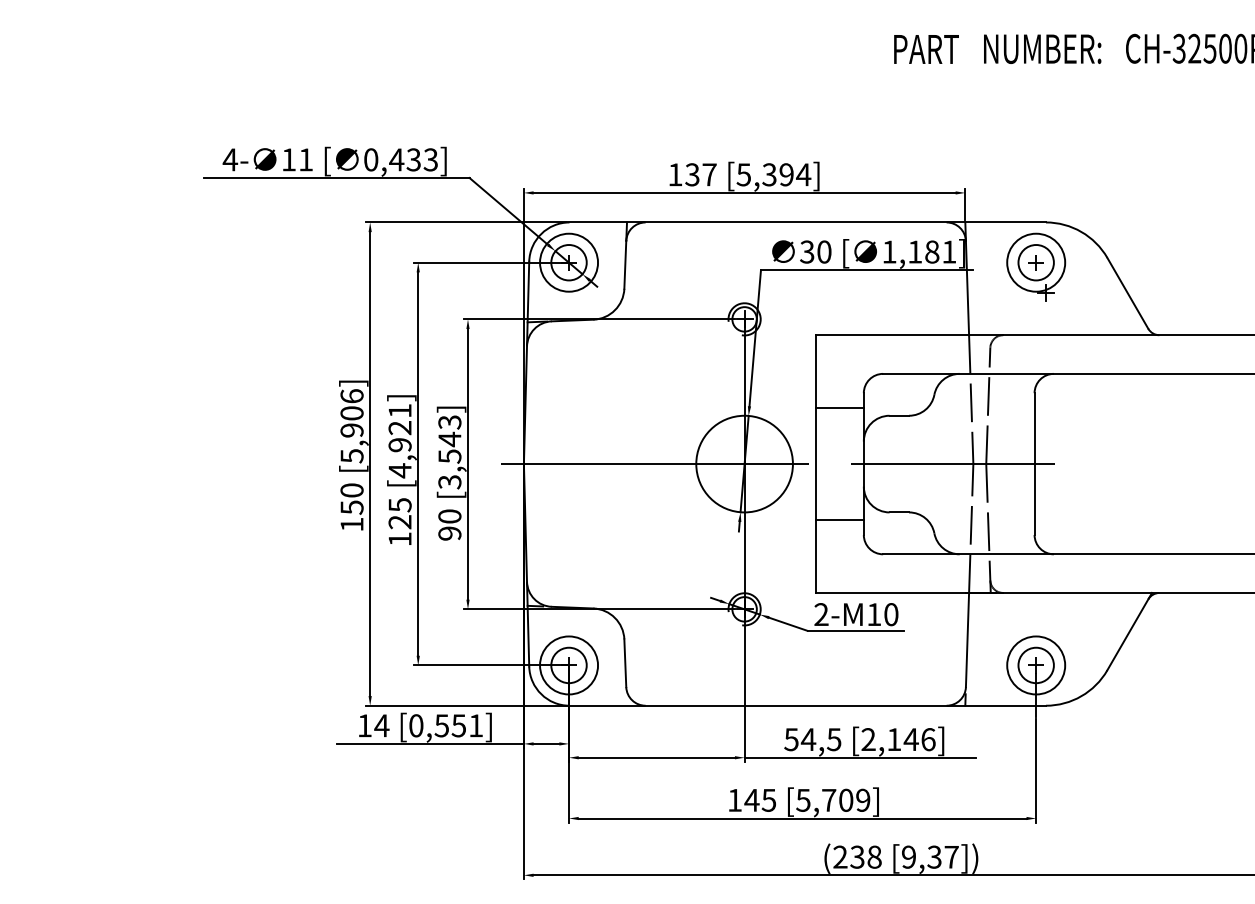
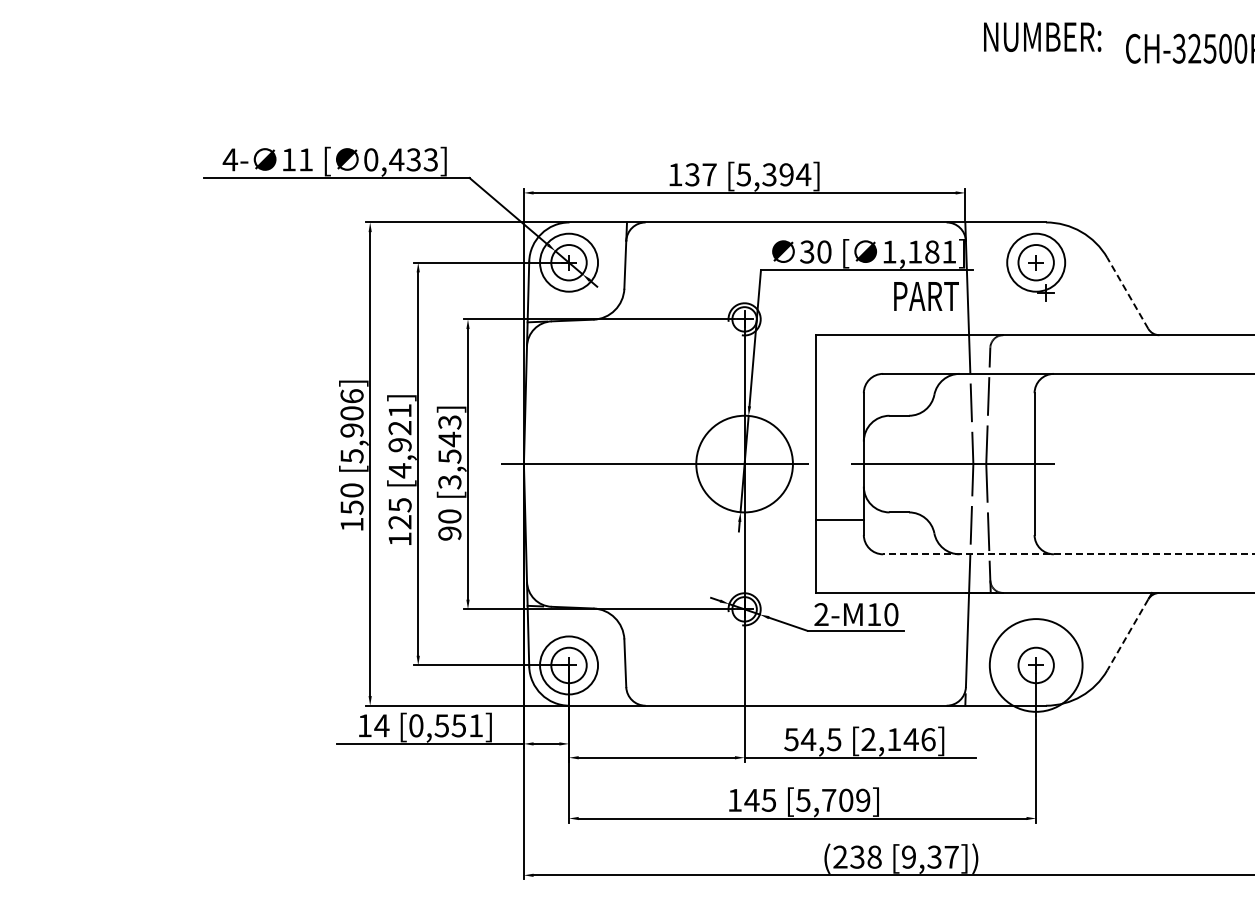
text position: (1042, 48) -> (1042, 36) (1042, 36)
text position: (926, 49) -> (926, 296) (926, 296)
line: solid -> dashed (1127, 293)
line: present -> none (839, 407)
line: solid -> dashed (1068, 554)
line: solid -> dashed (1127, 634)
circle diameter: 58 px -> 93 px (1035, 665)
